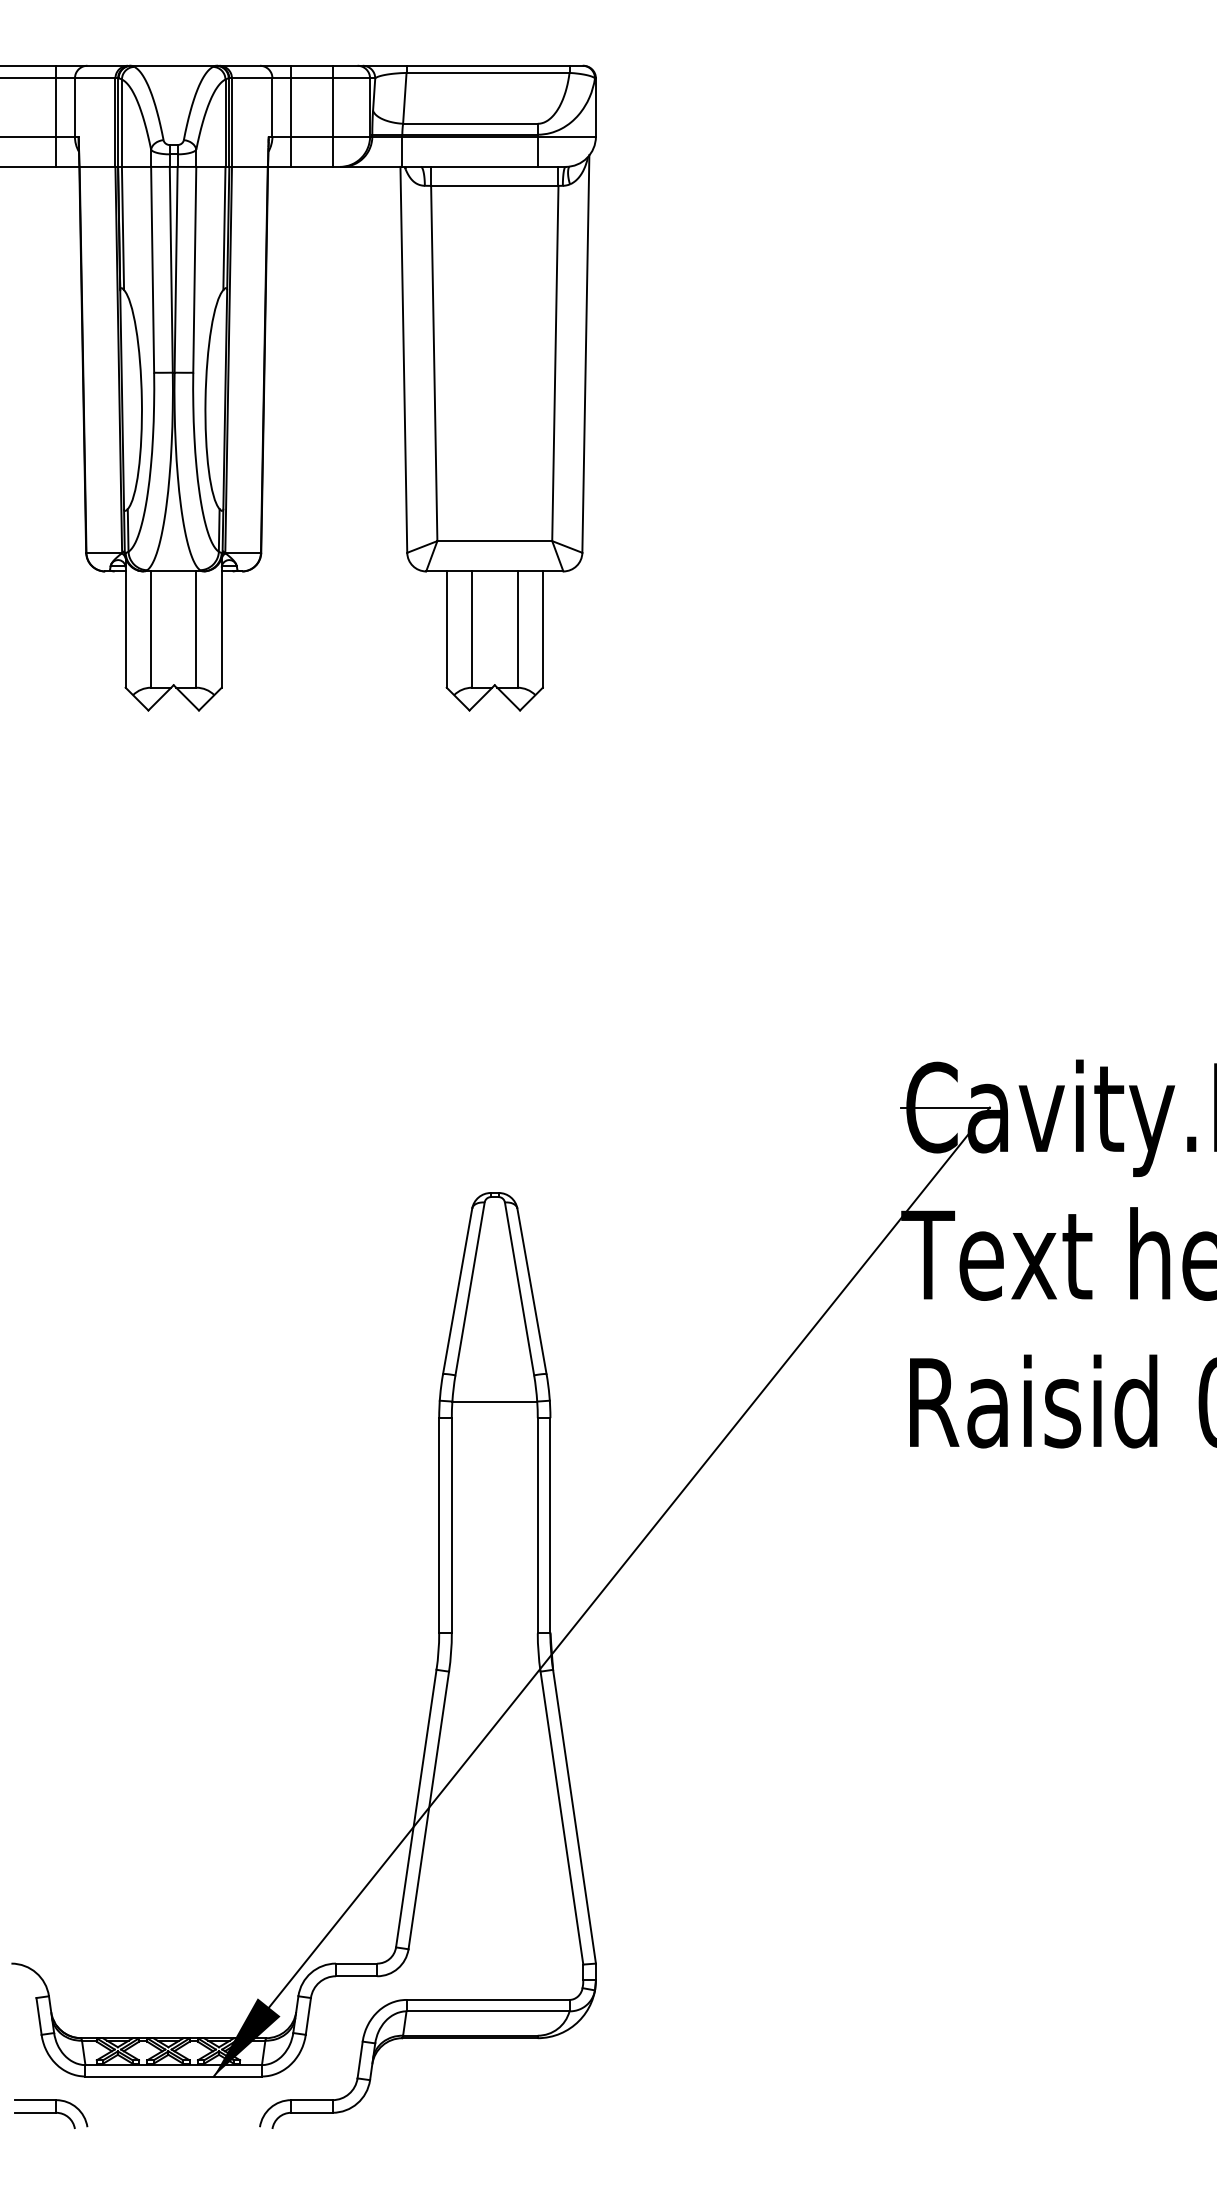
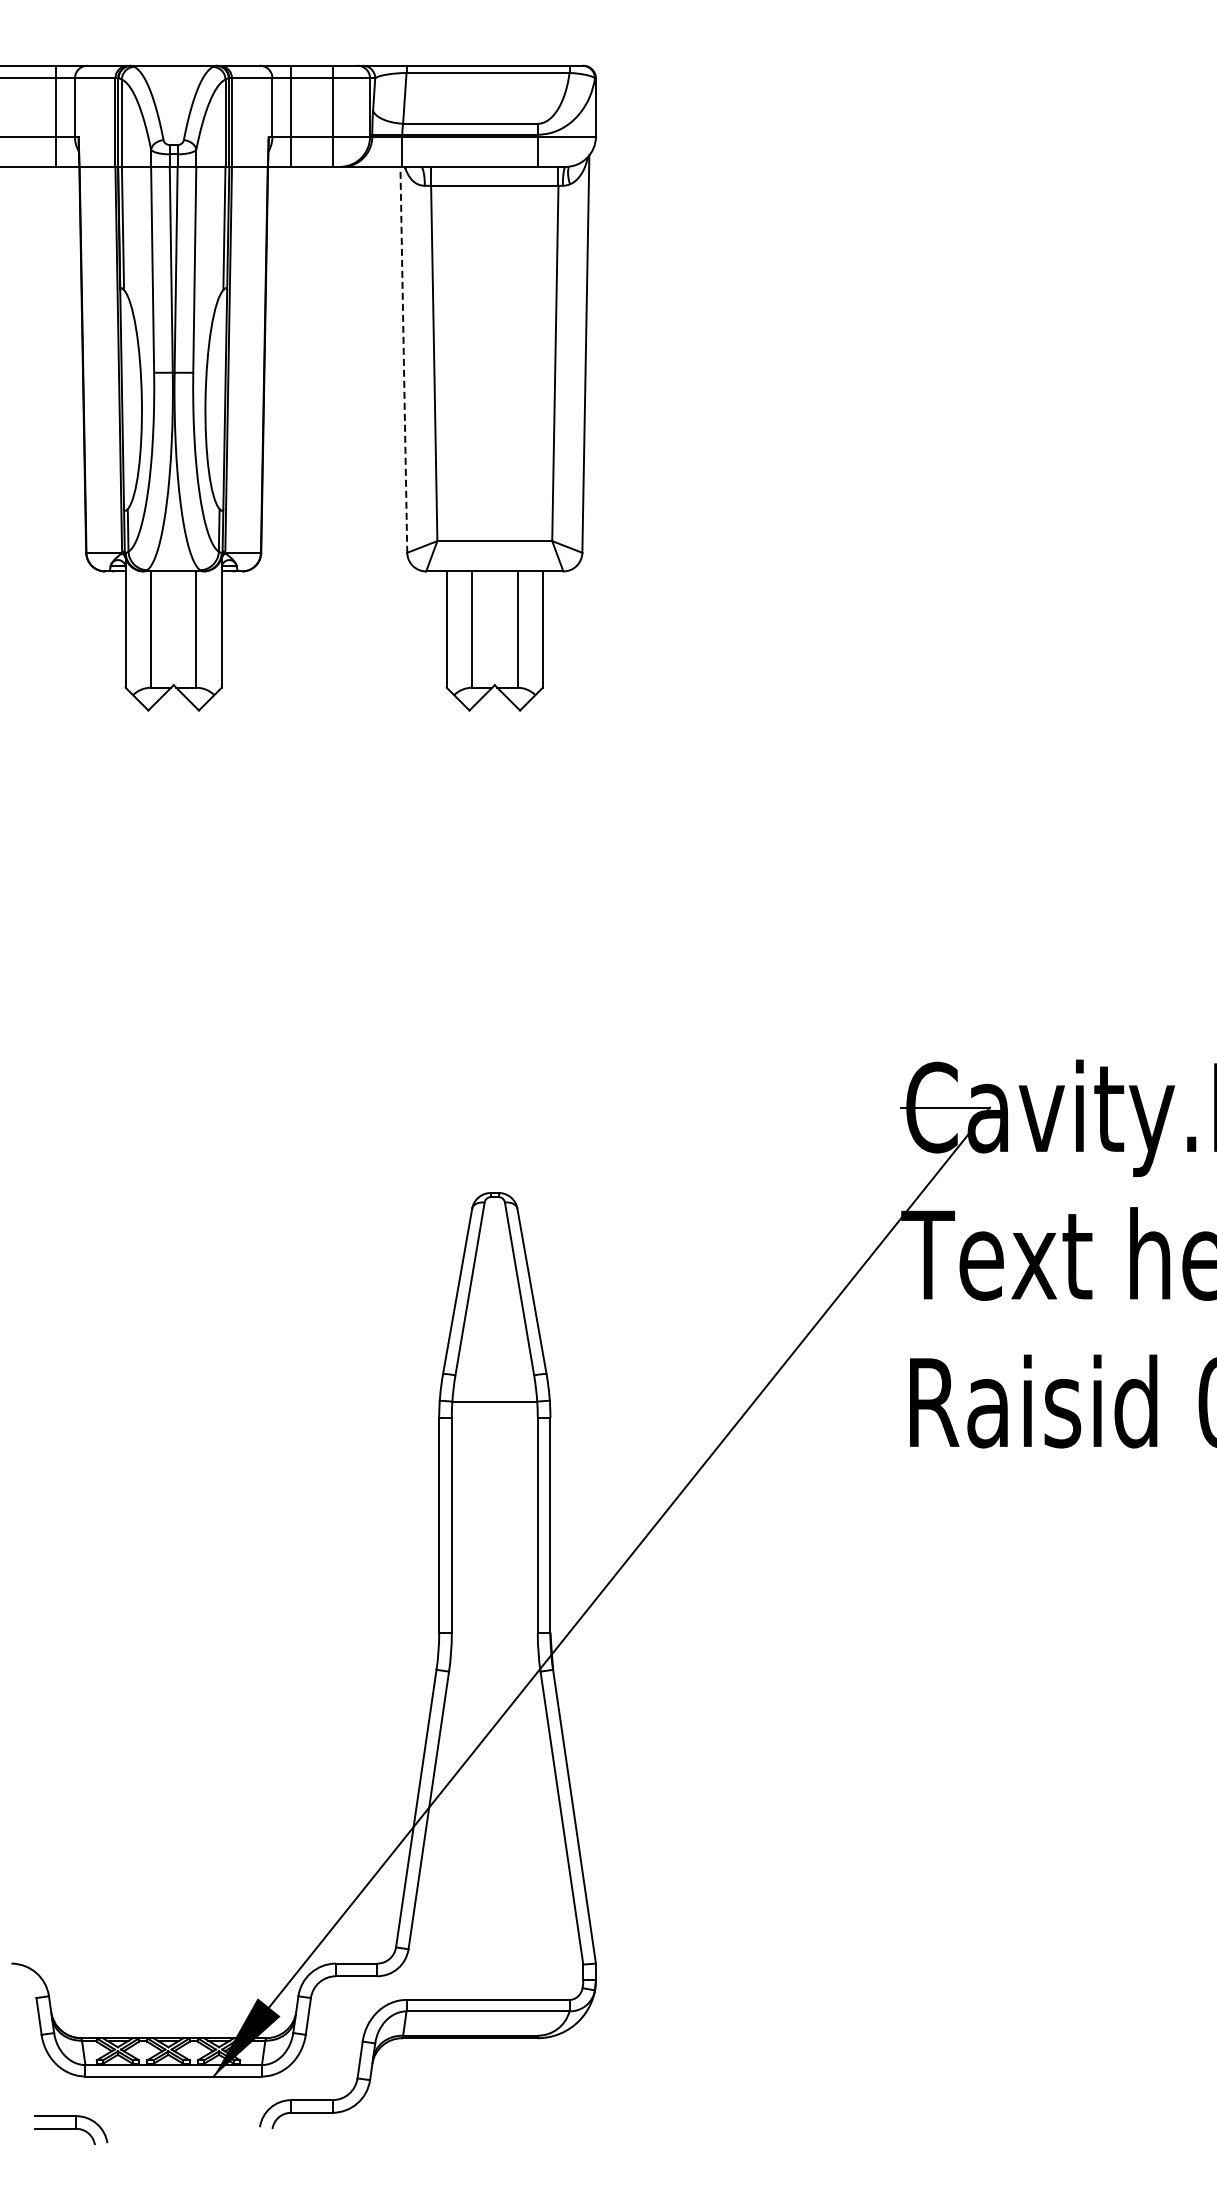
line: solid -> dashed (403, 359)
part position: (51, 2113) -> (71, 2129) (71, 2129)
